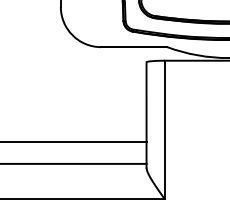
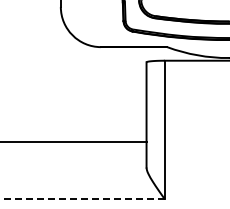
line: present -> none (74, 163)
line: solid -> dashed (82, 199)
